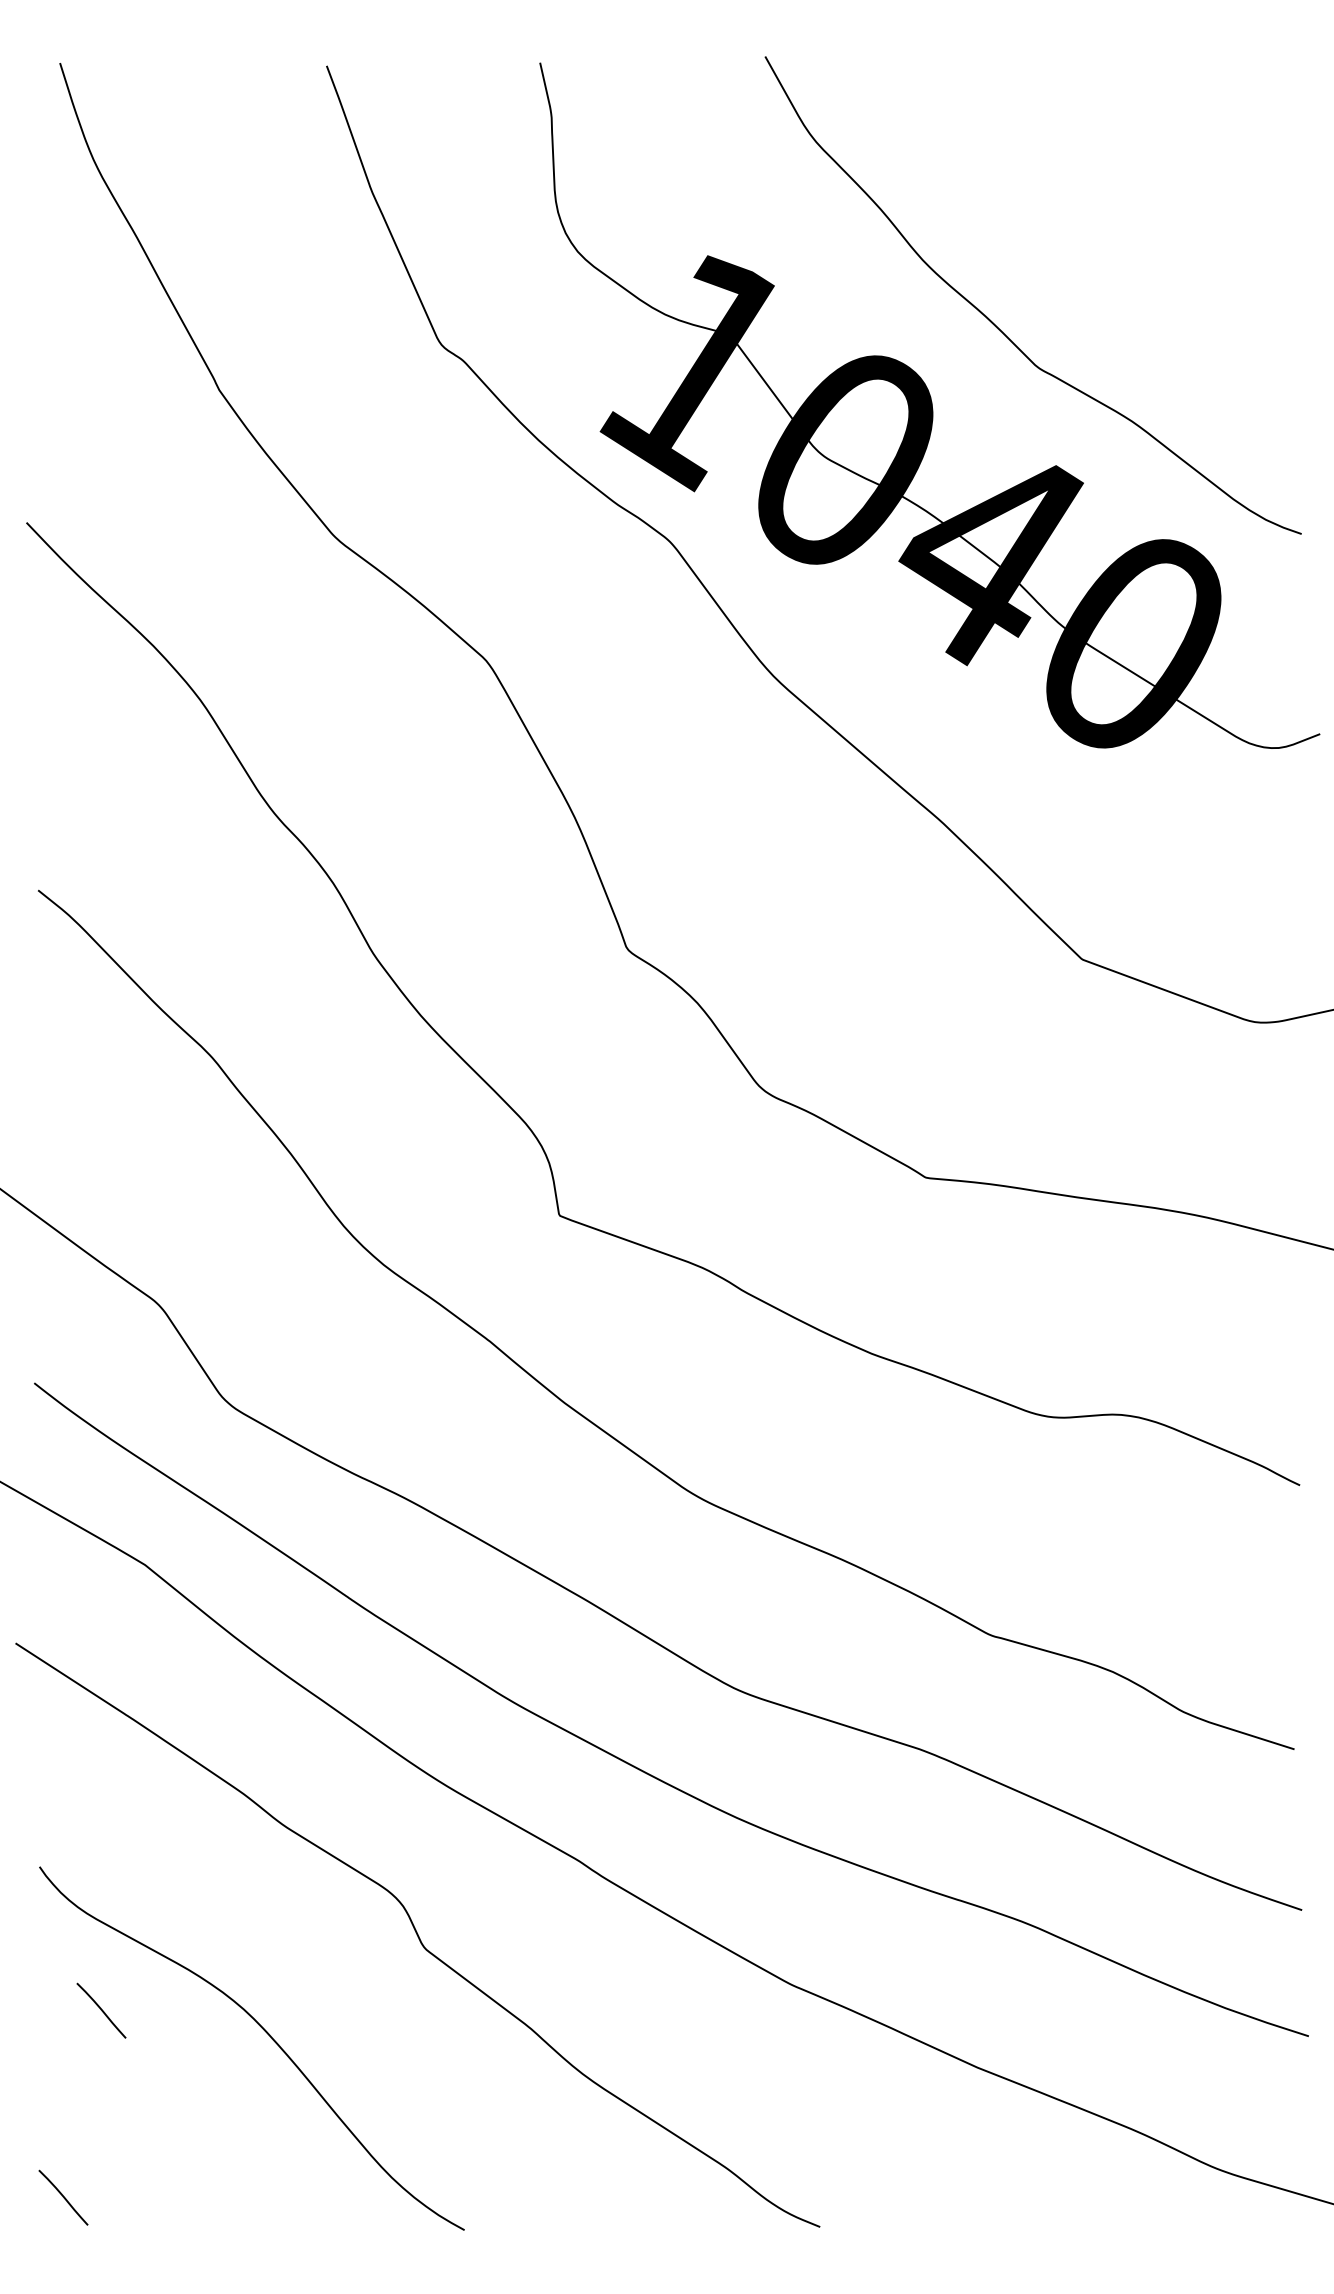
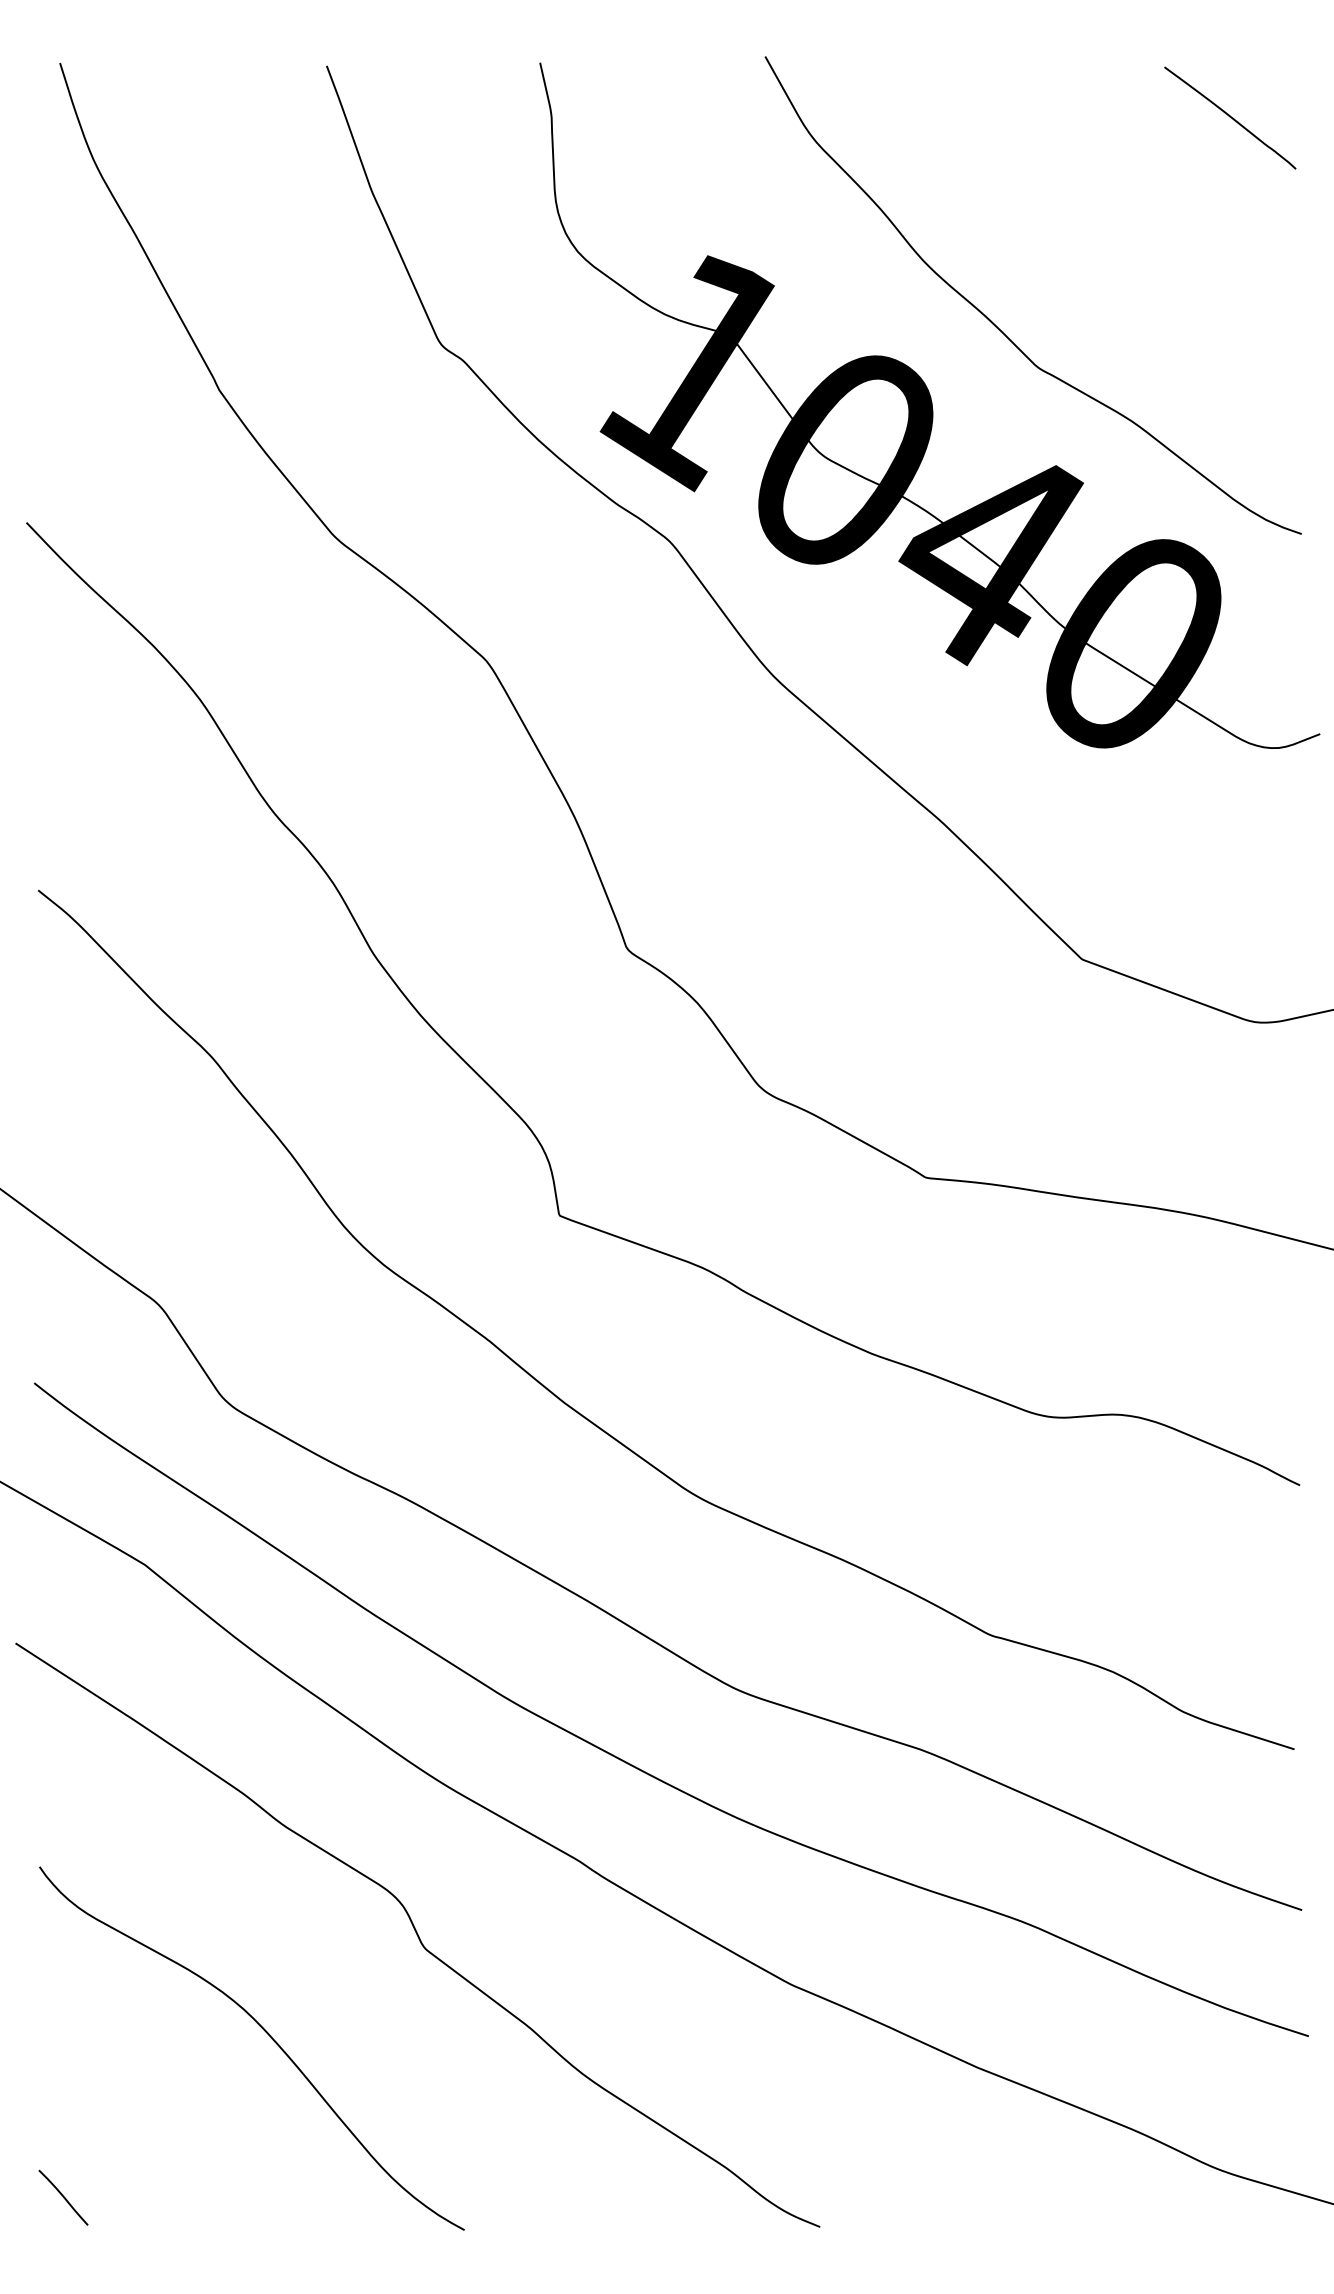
curve: none -> present (1230, 117)
curve: present -> none (101, 2010)
